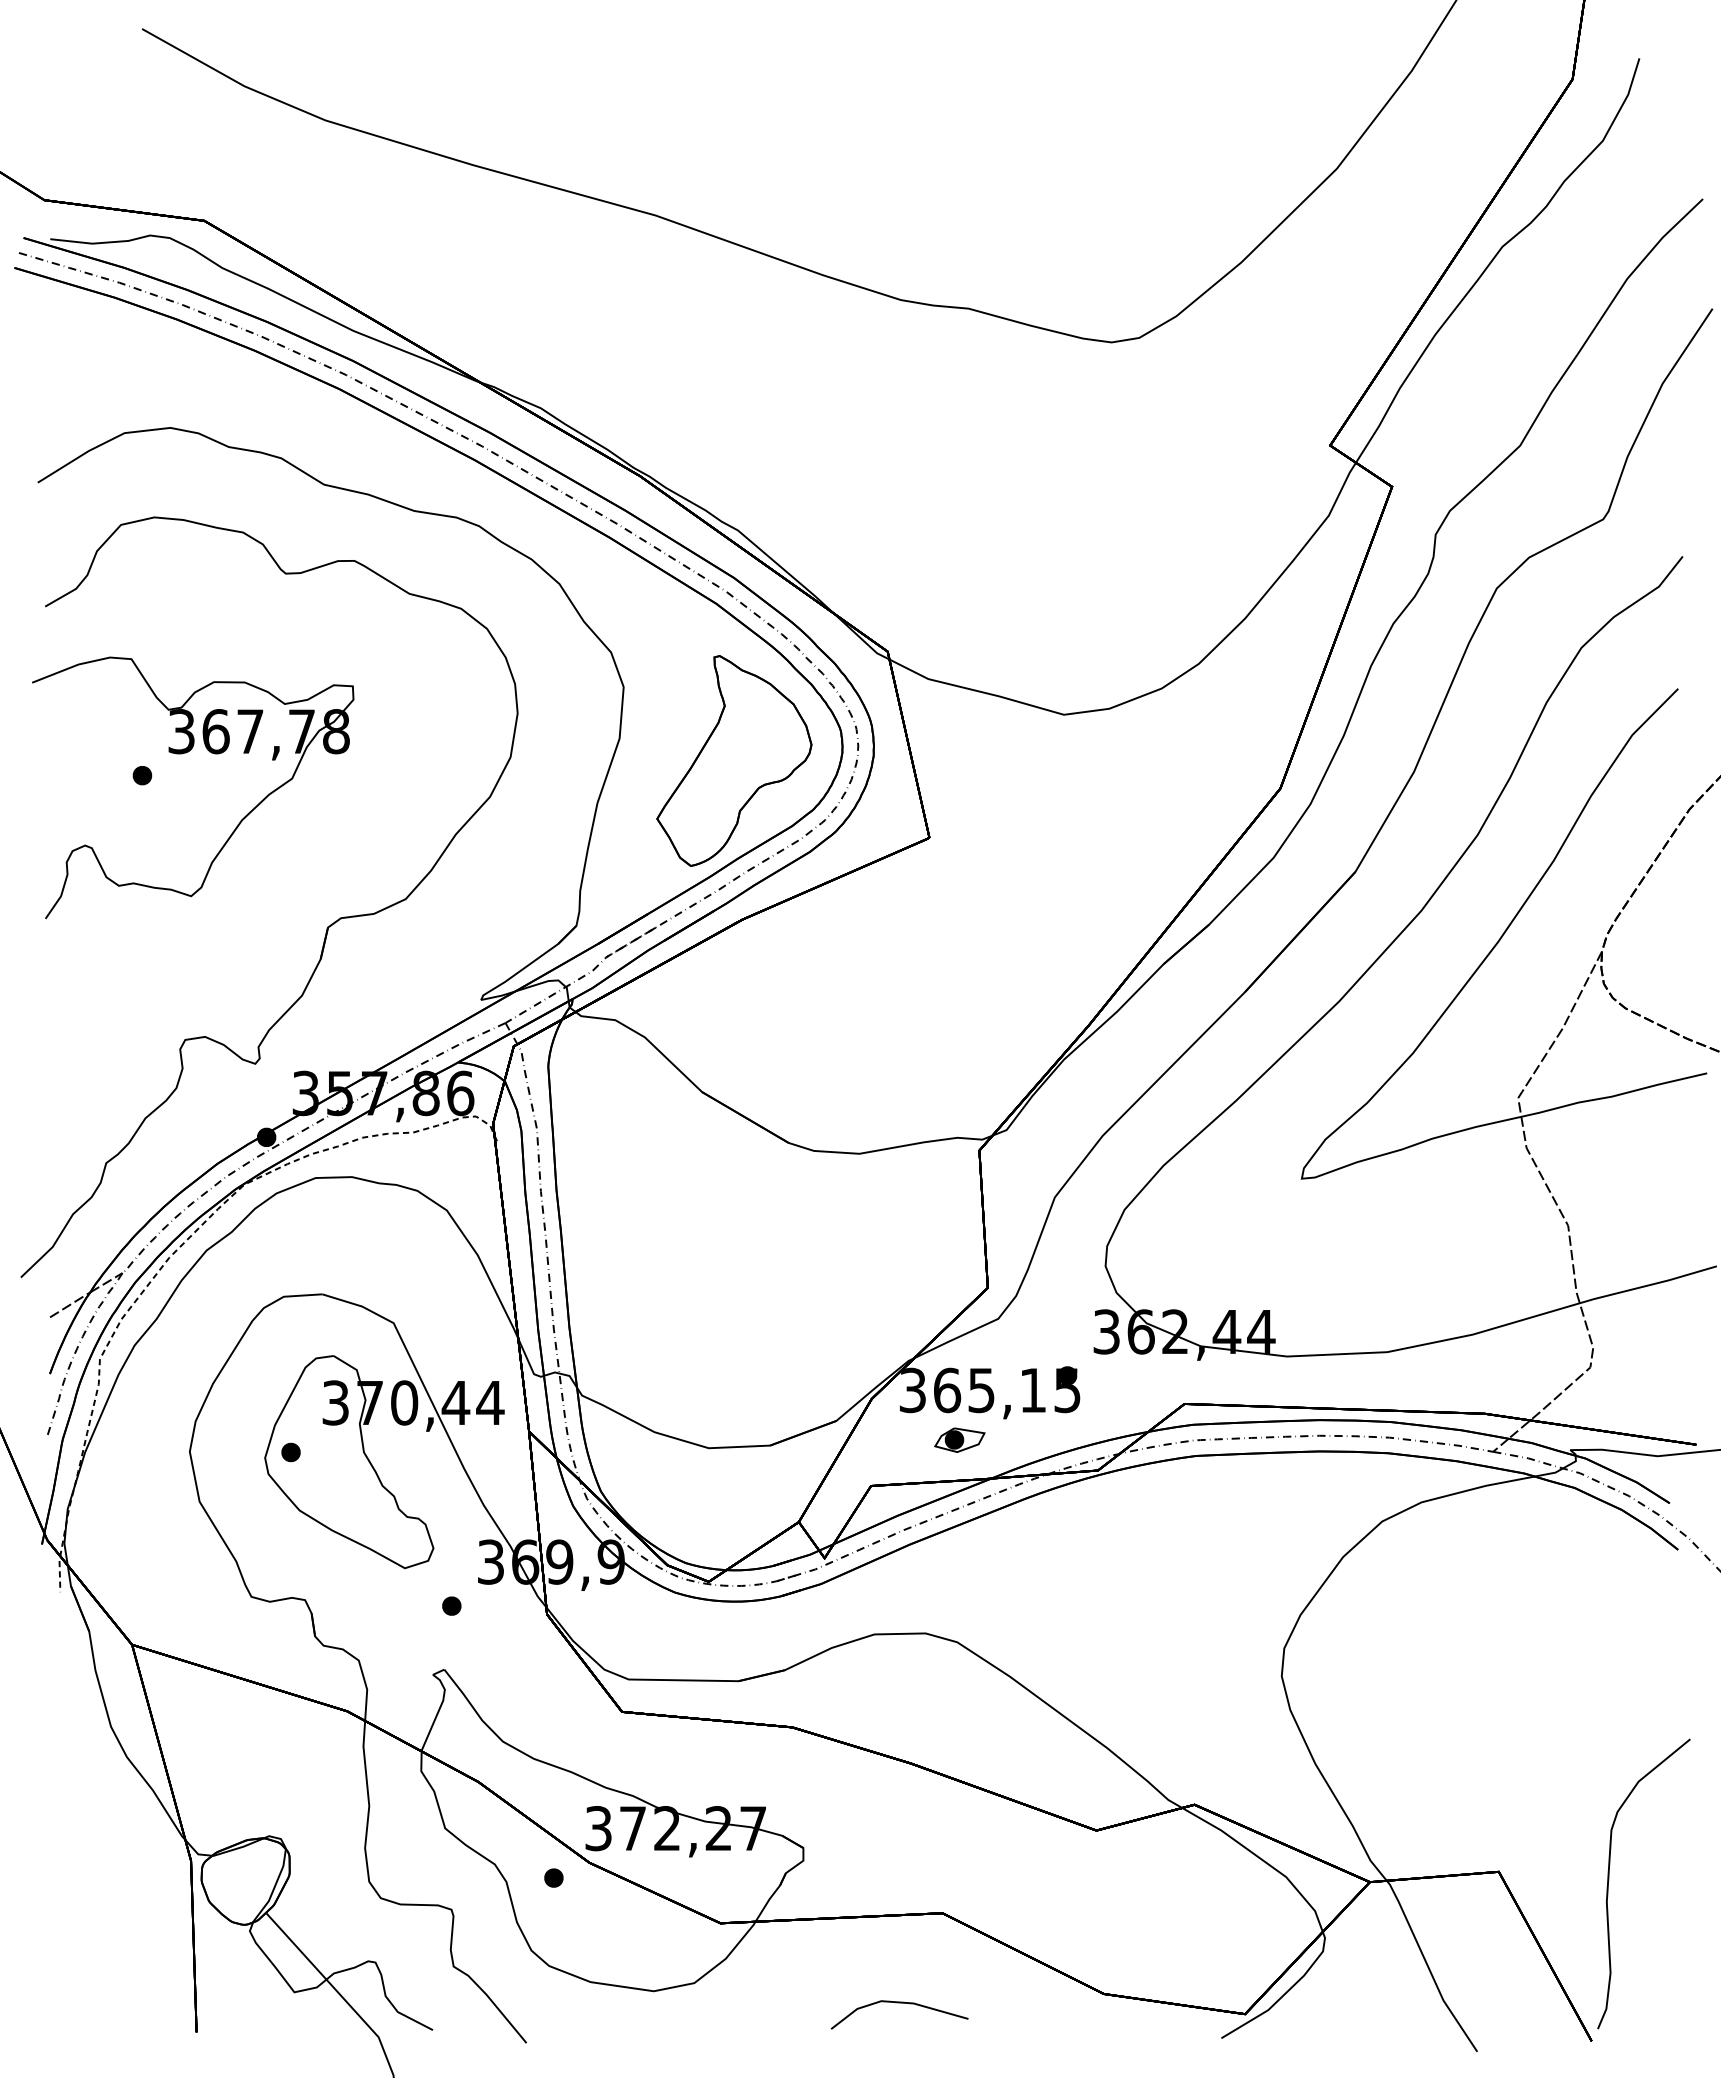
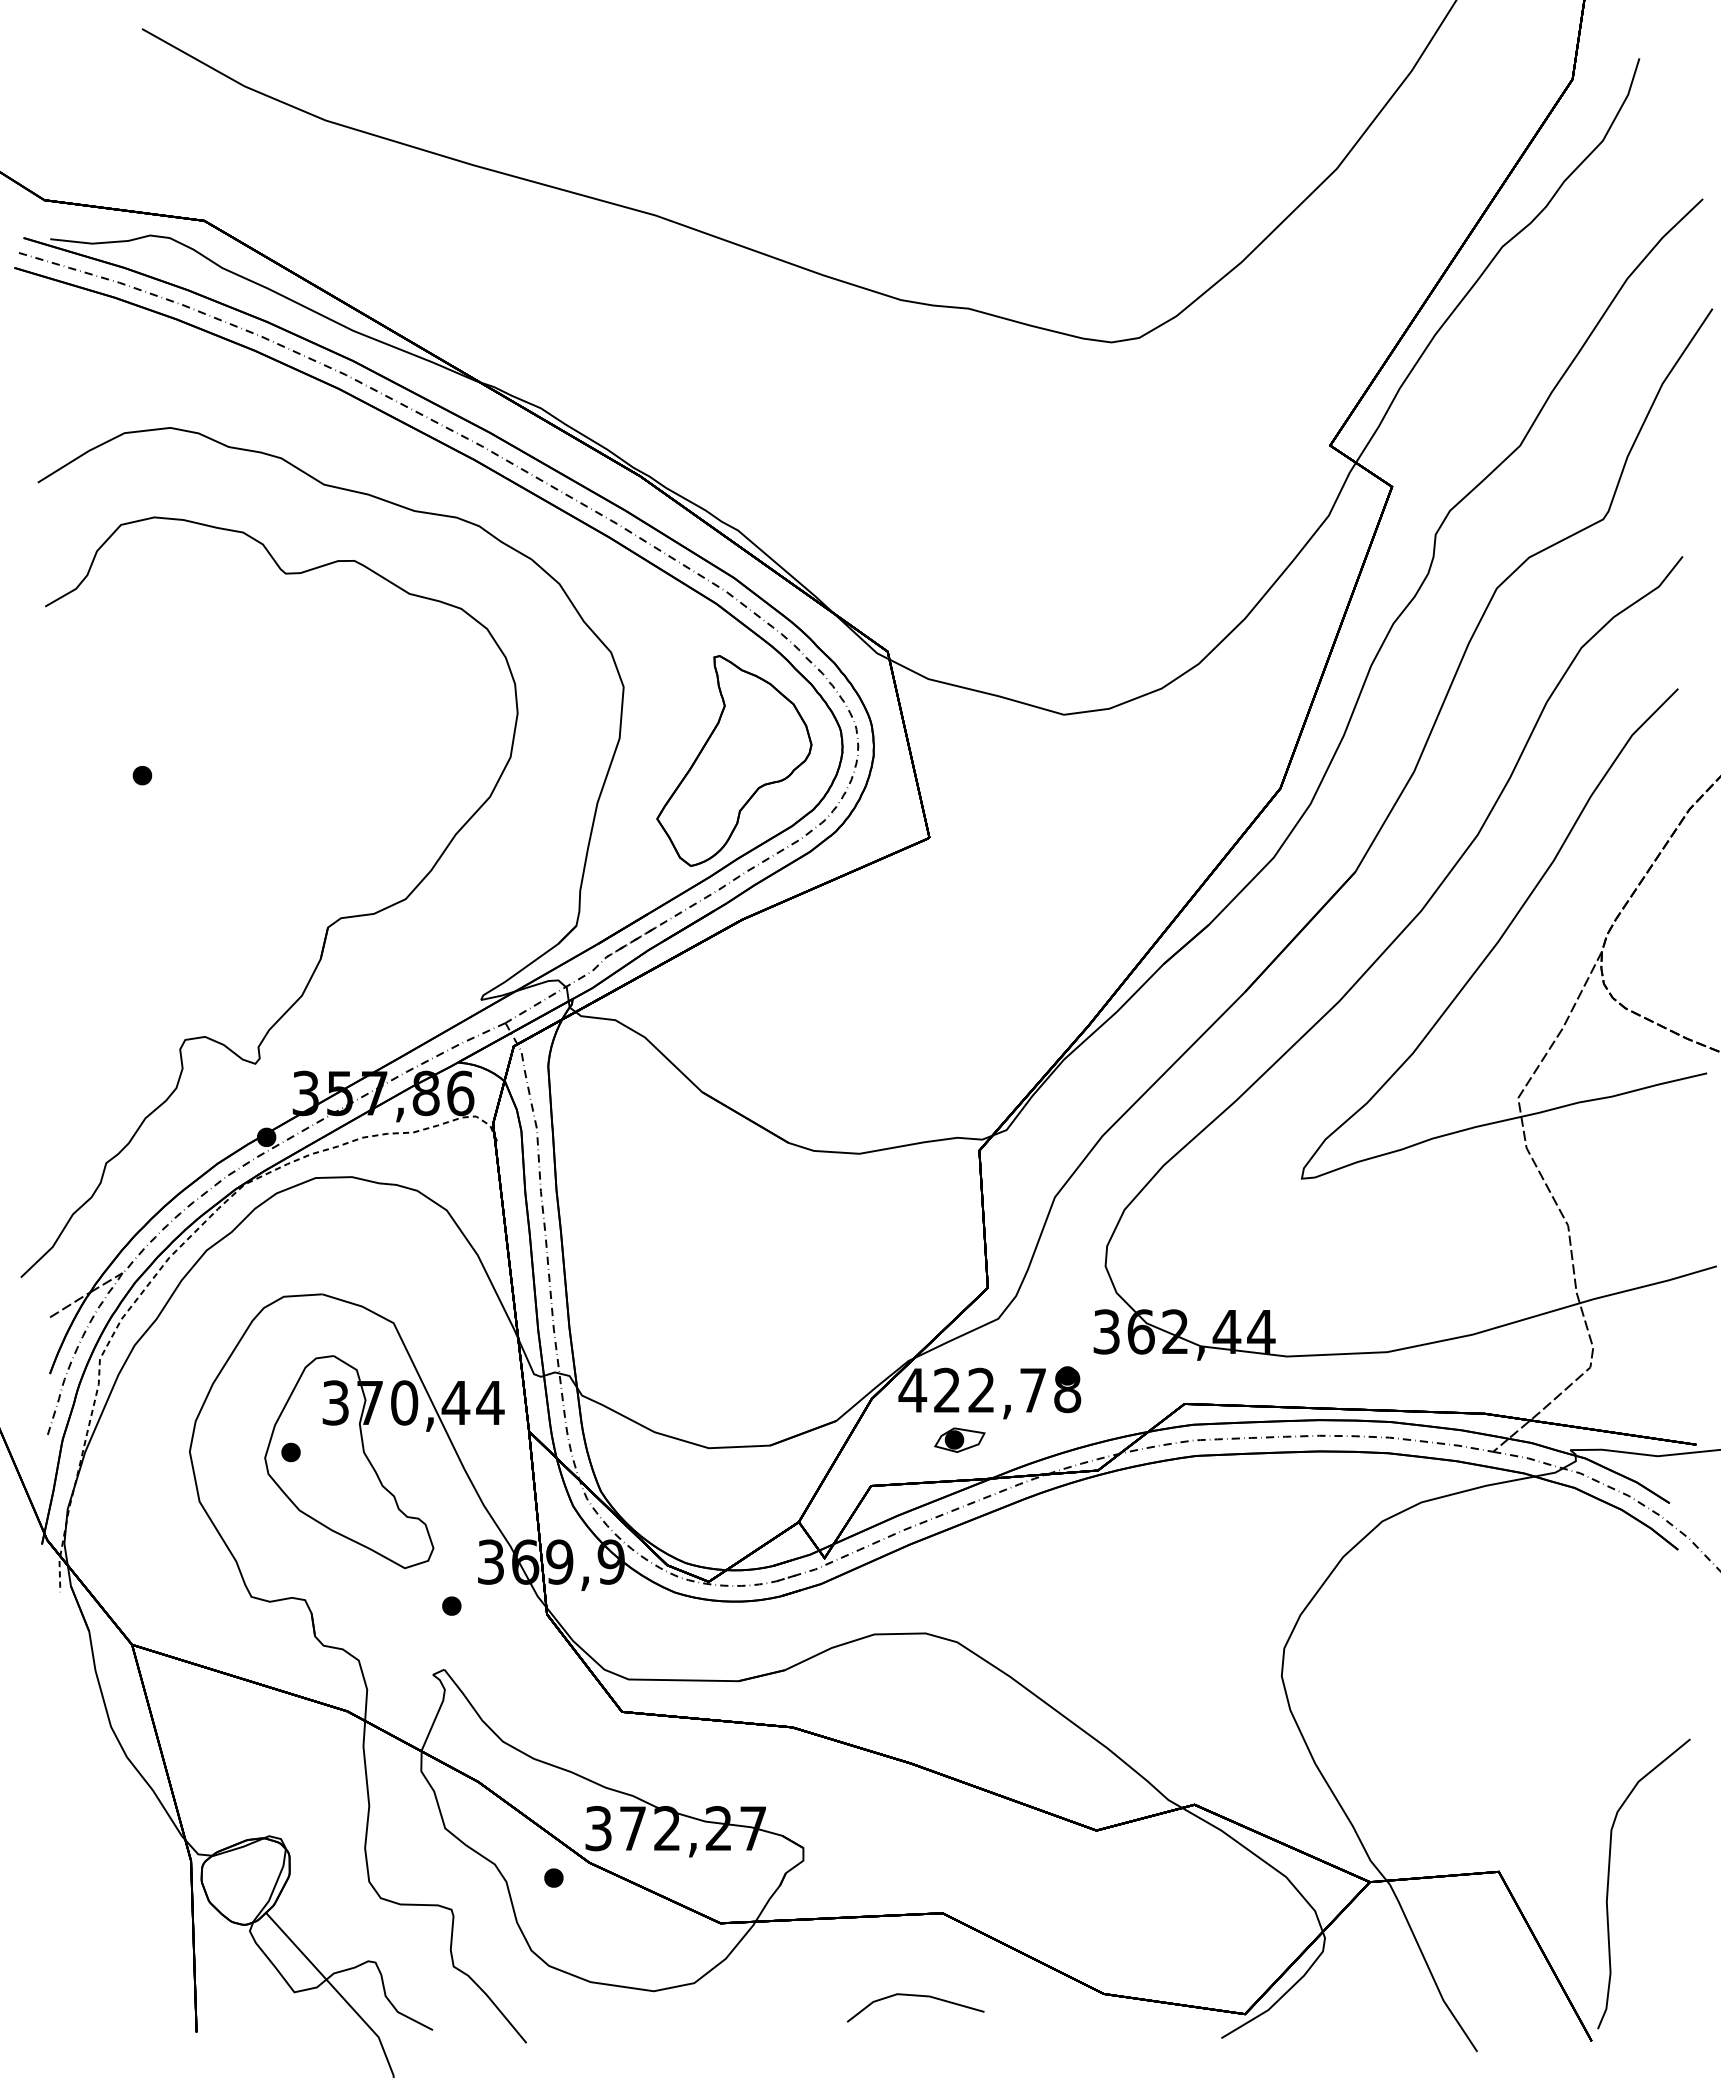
part: present -> none (186, 753)
text: 365,15 -> 422,78 (989, 1390)
line position: (899, 2003) -> (915, 1996) (915, 1996)
